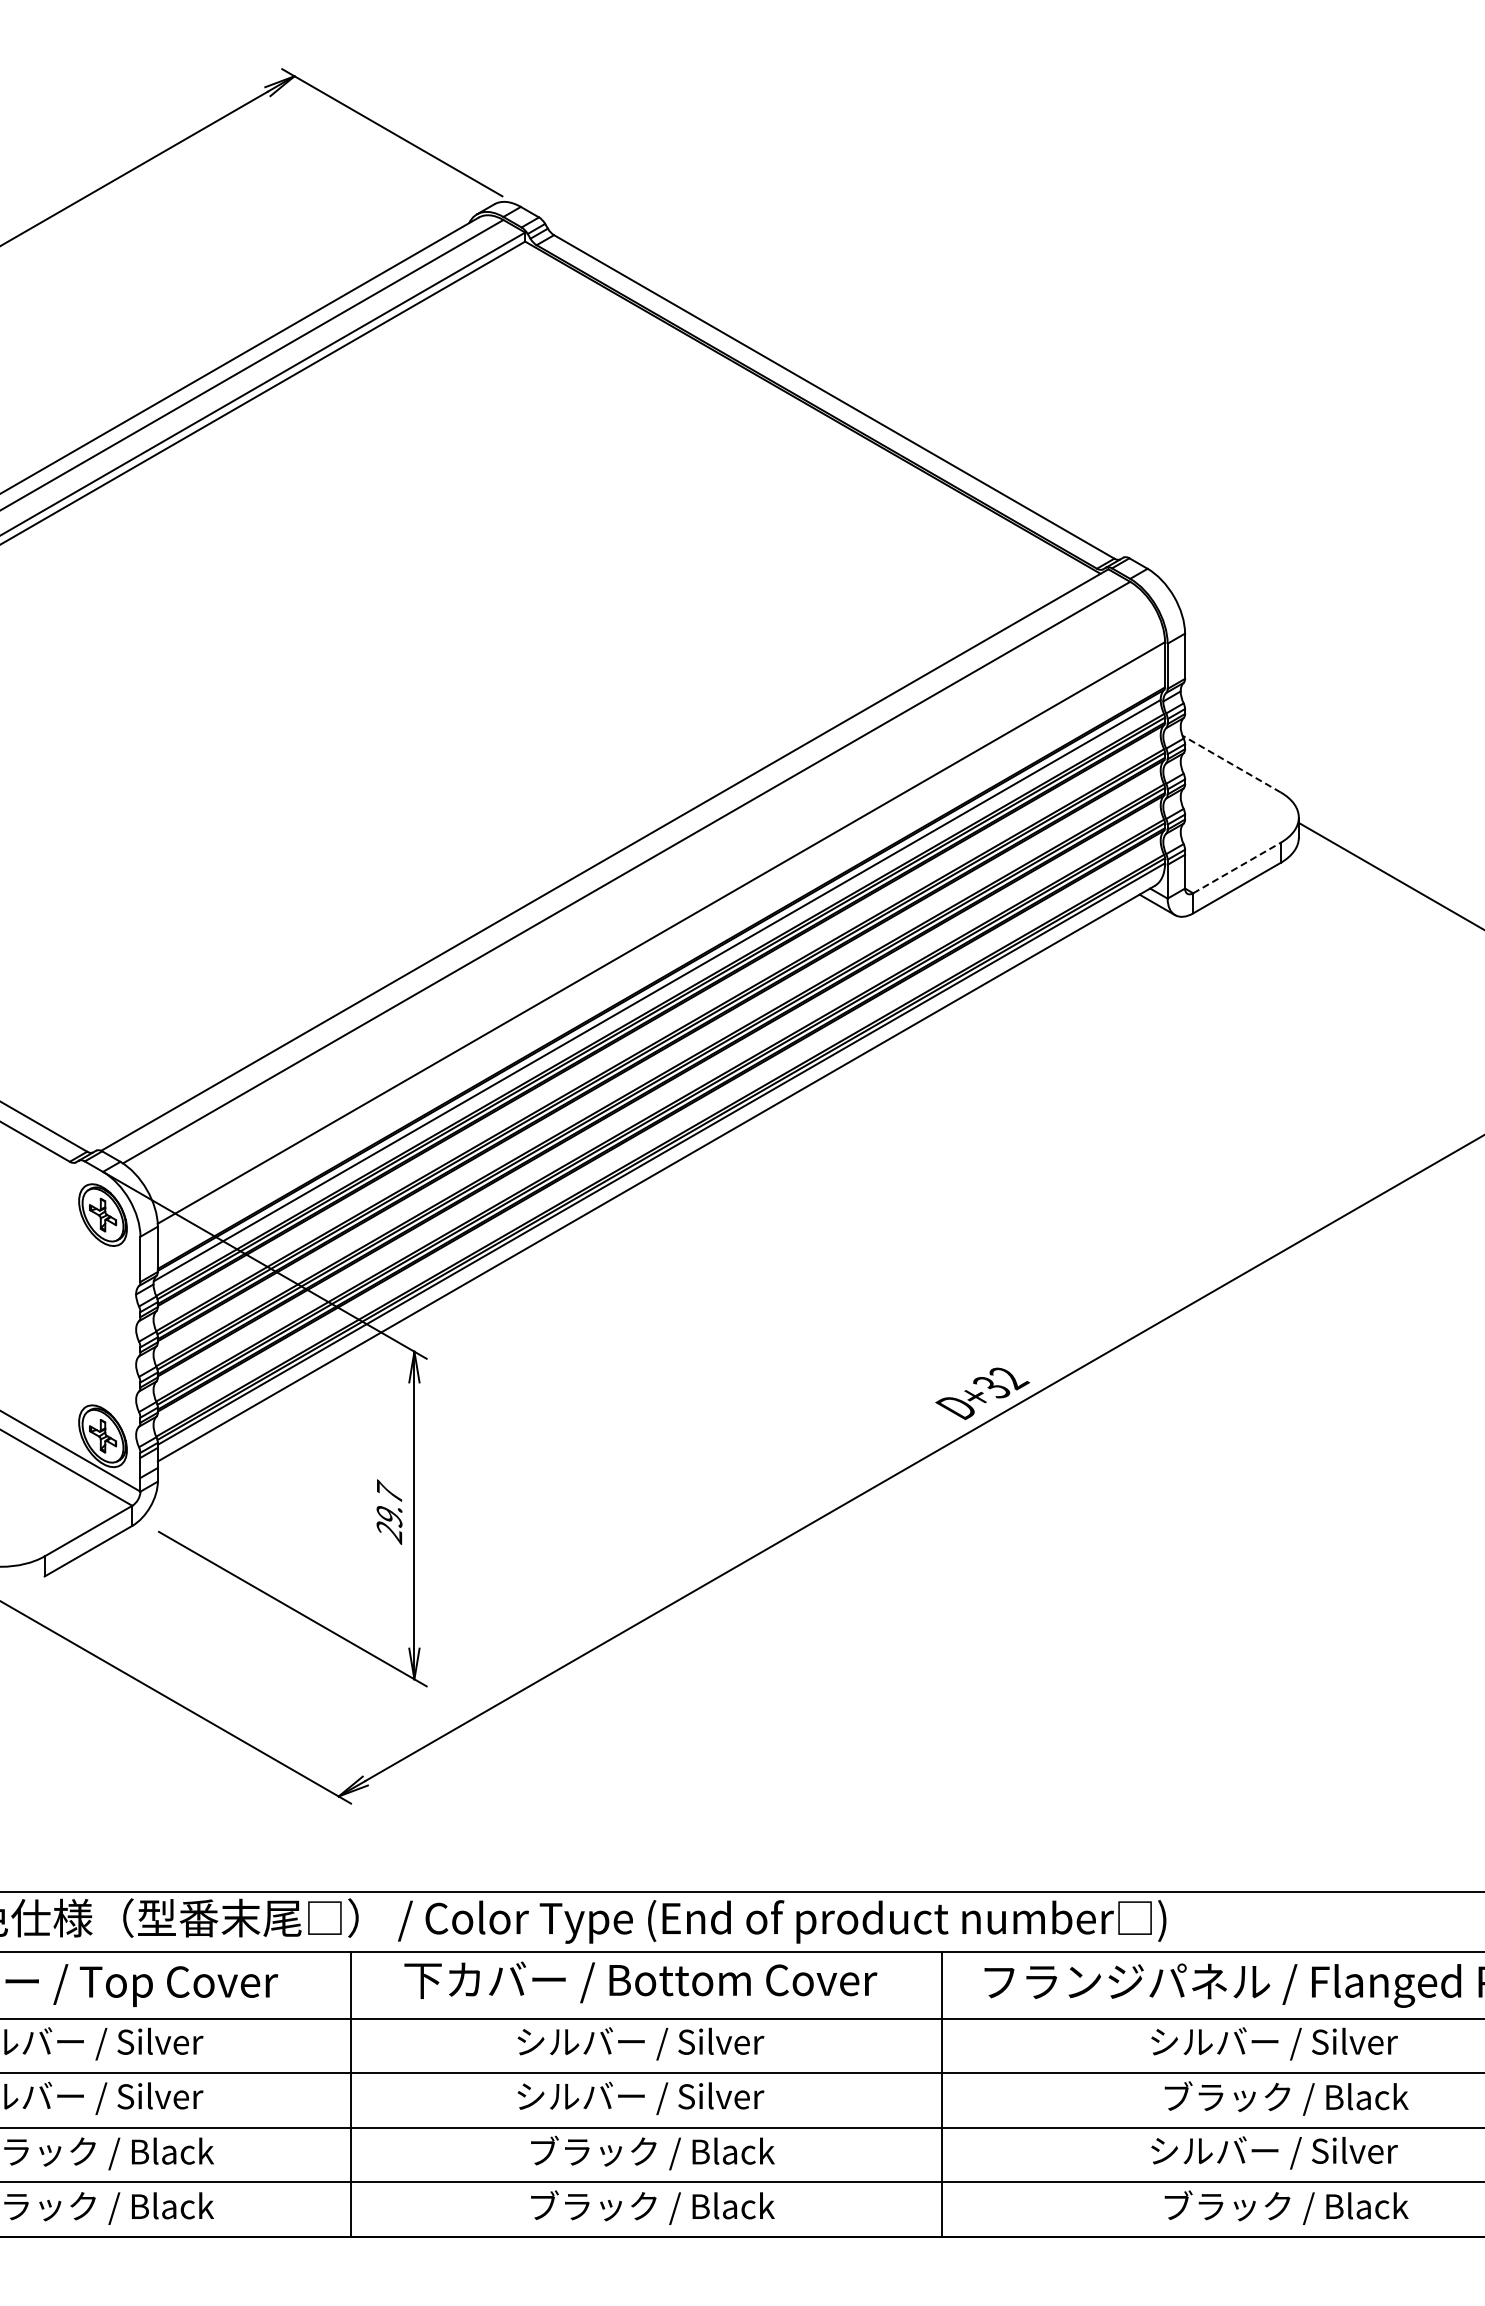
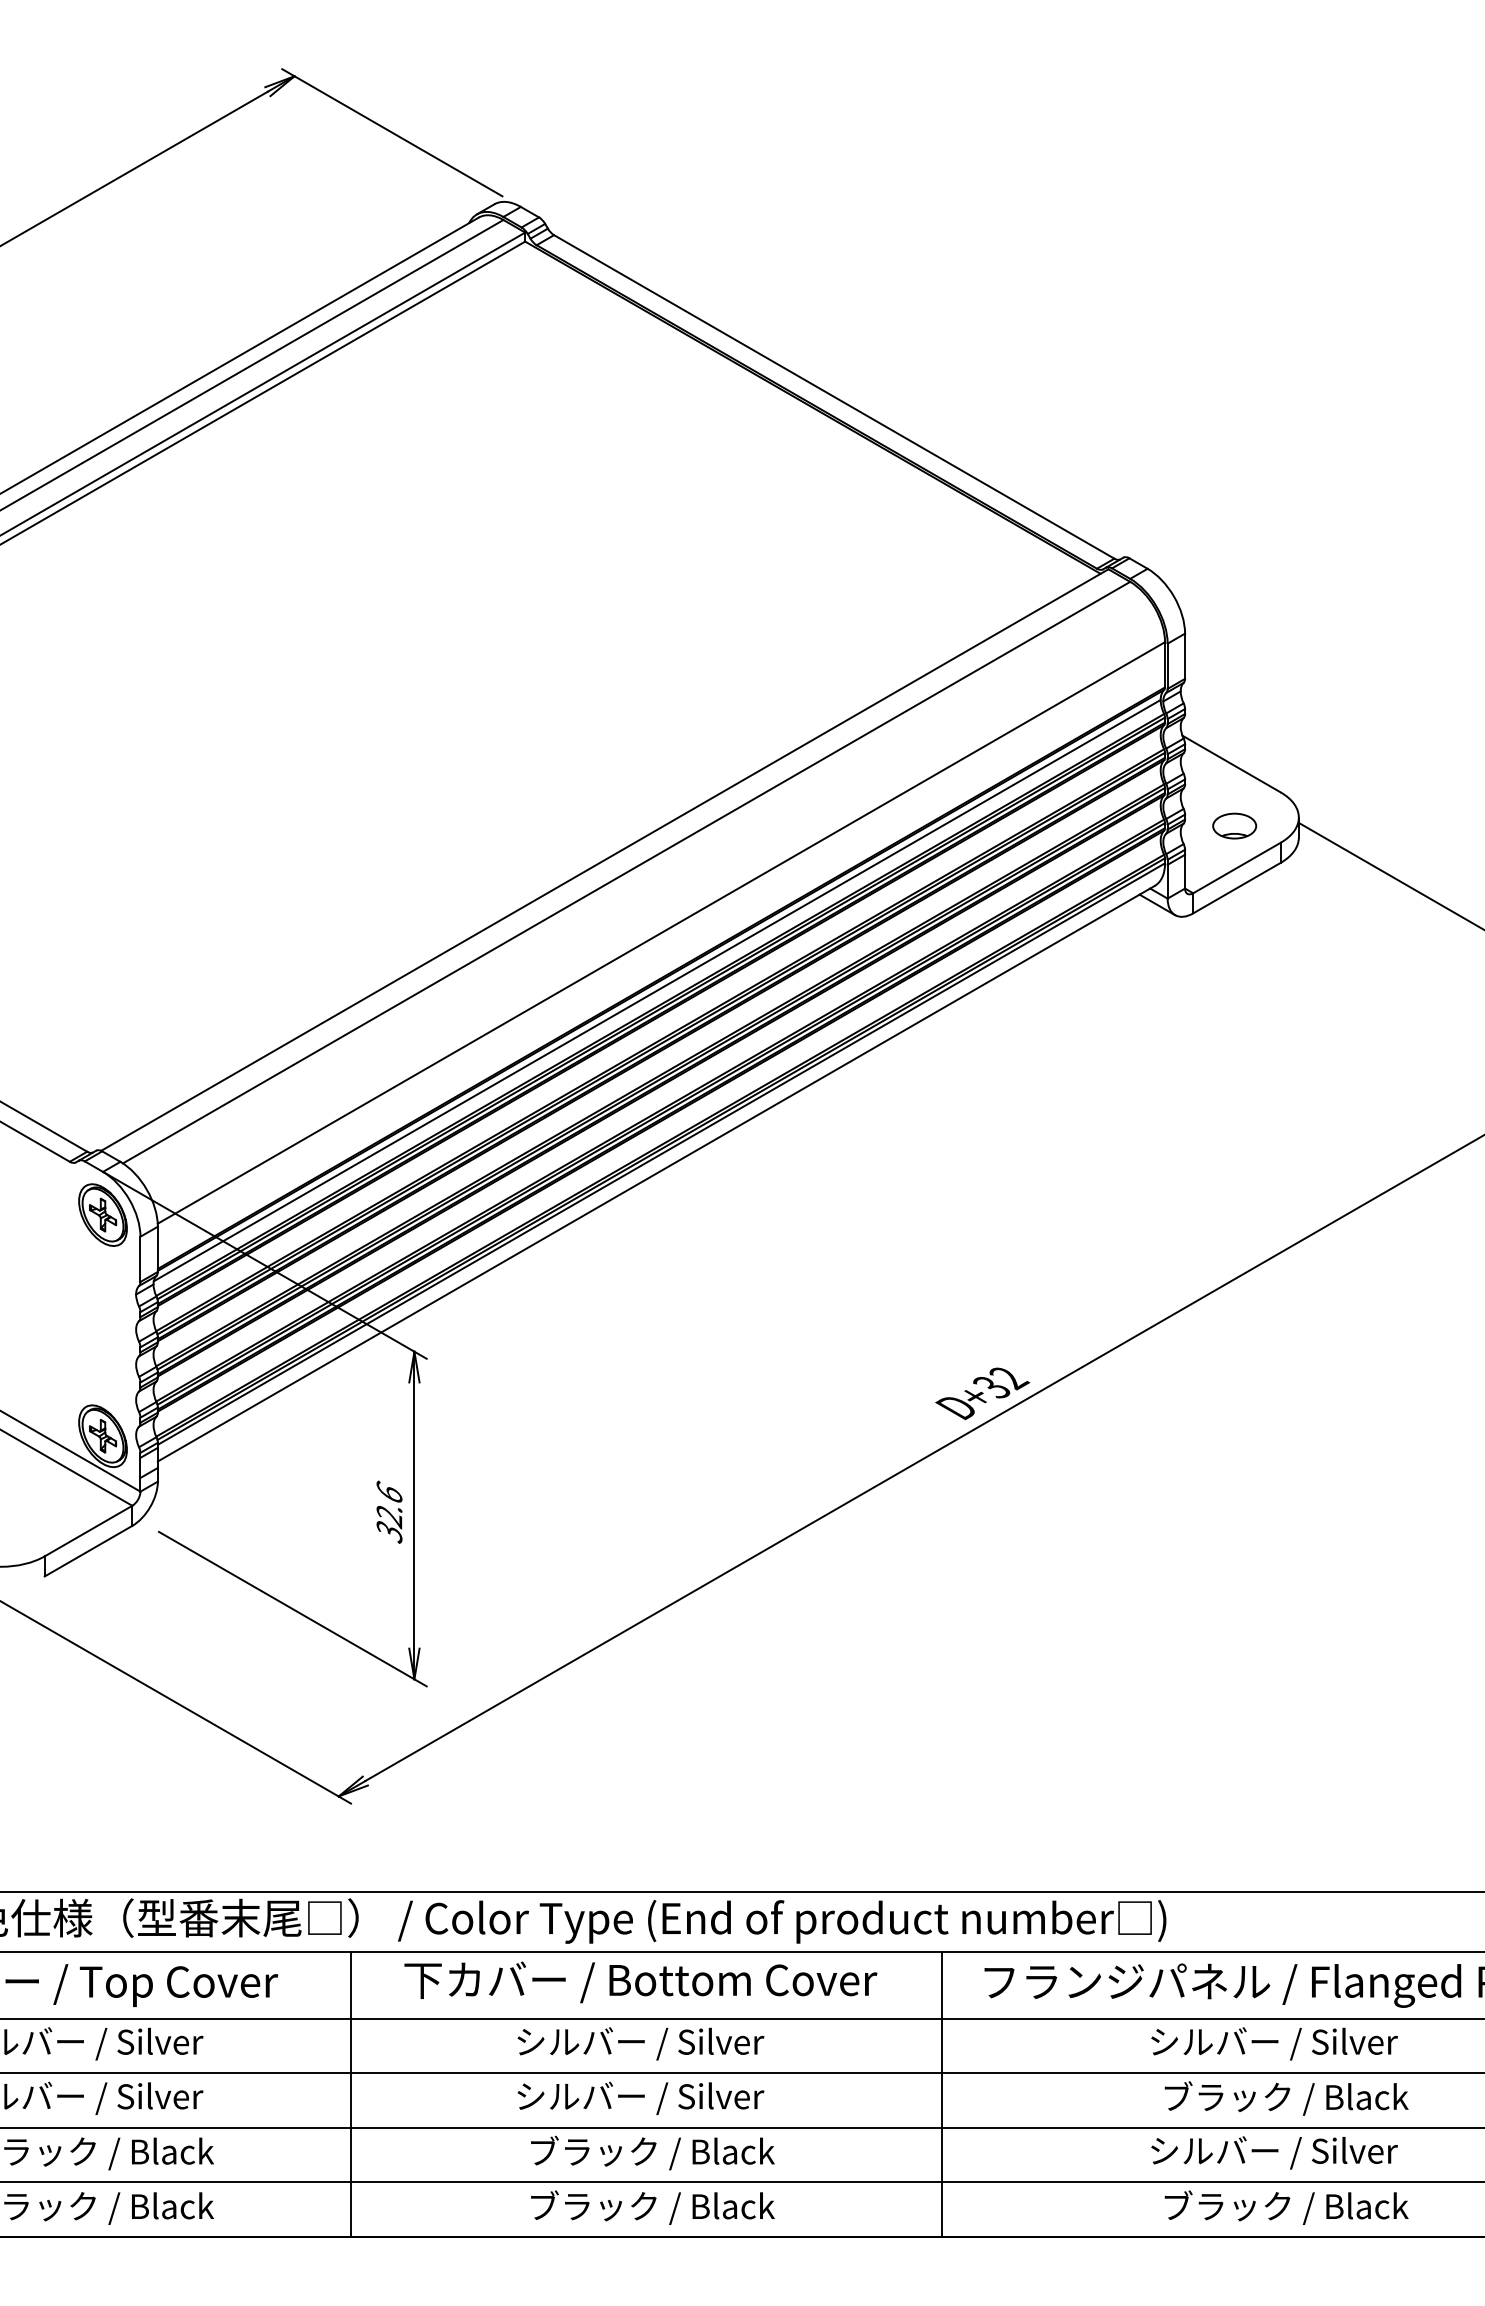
line: dashed -> solid (1231, 764)
part: none -> present (1234, 825)
line: dashed -> solid (1237, 868)
text: 29.7 -> 32.6 (389, 1511)
